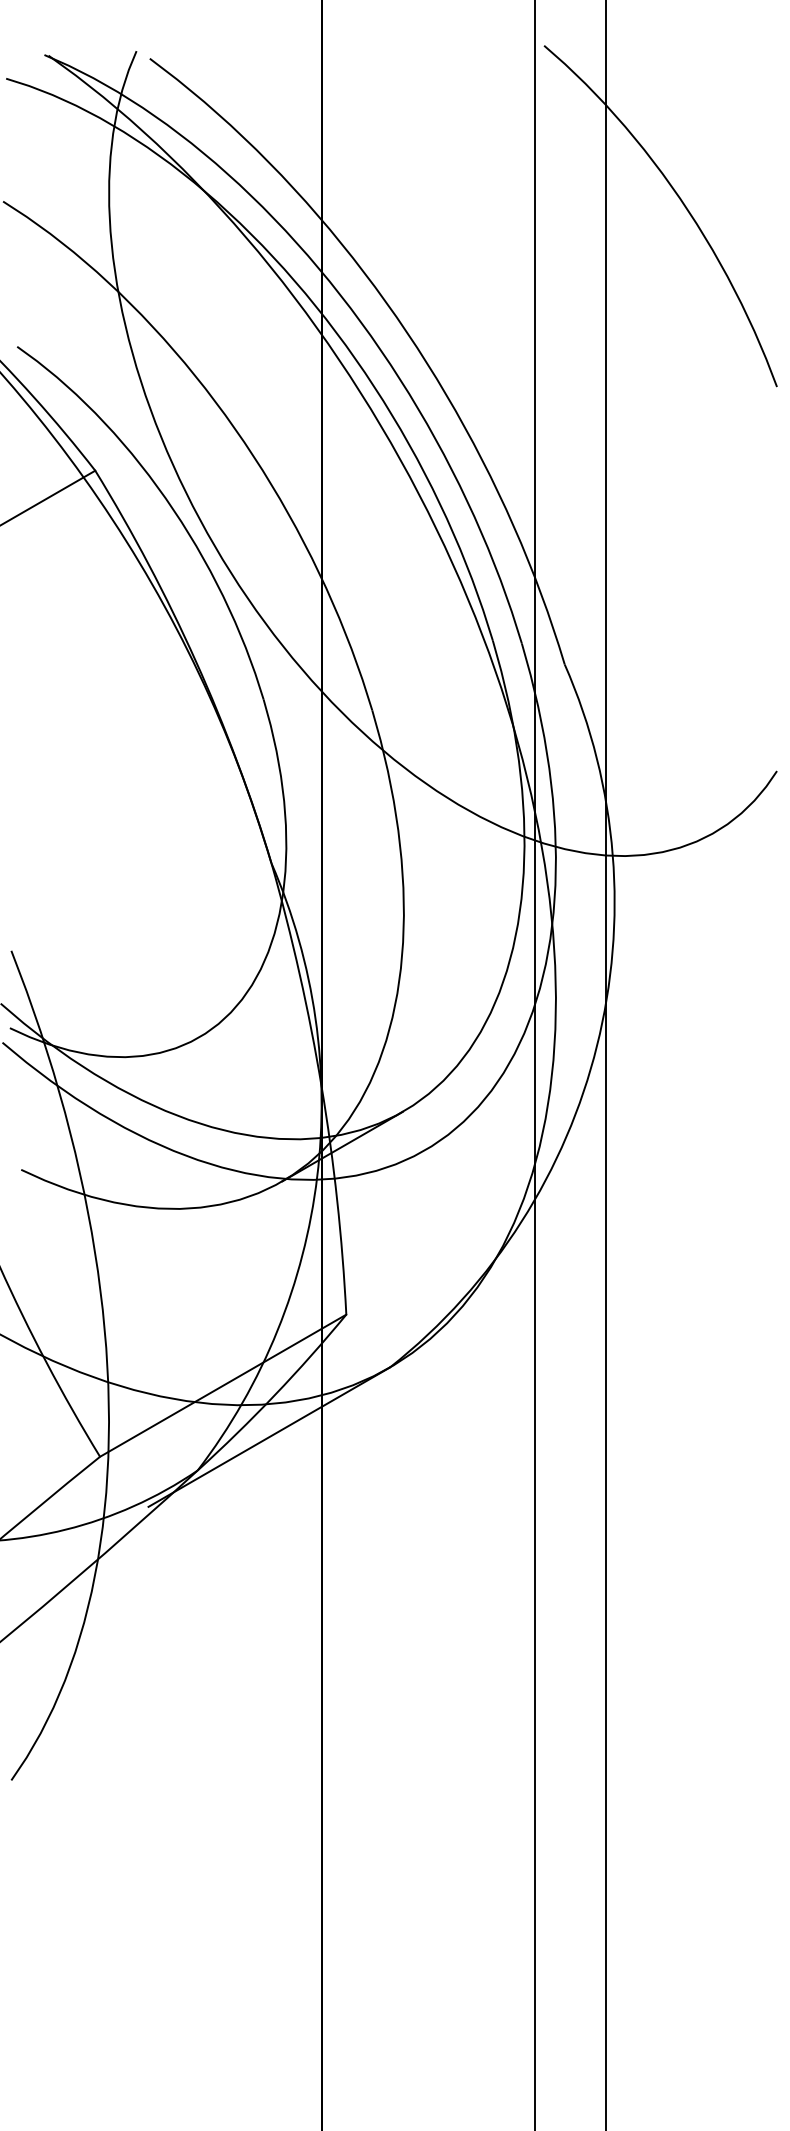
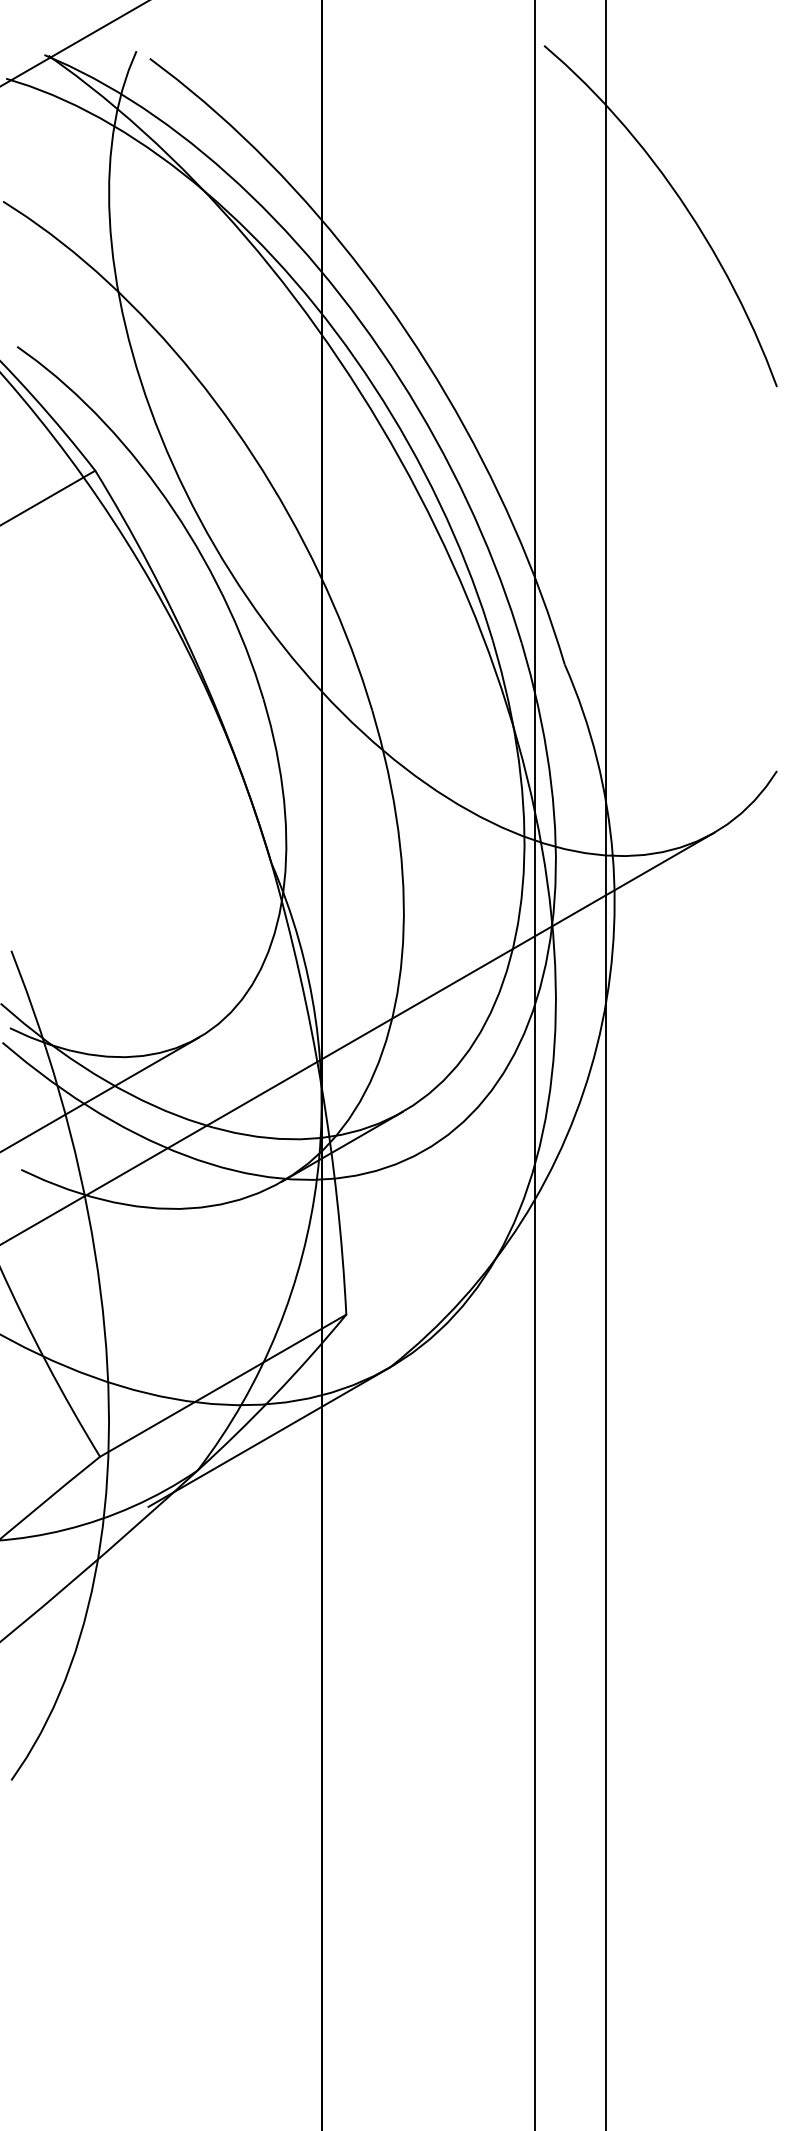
line: none -> present (74, 43)
line: none -> present (358, 1037)
line: none -> present (100, 1094)
